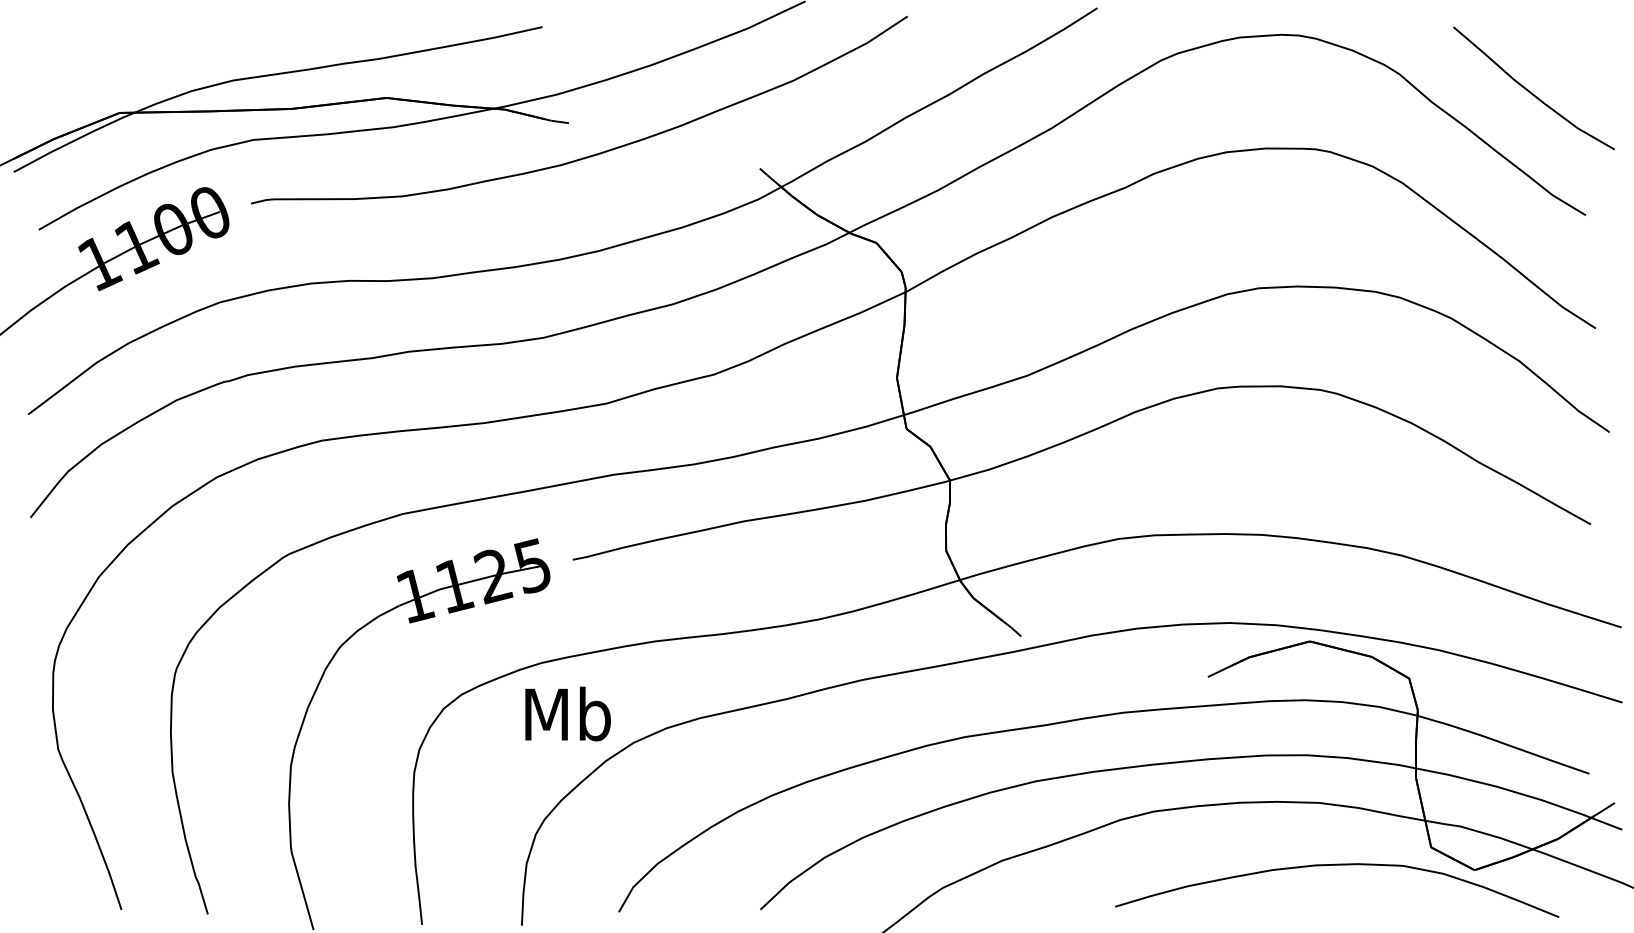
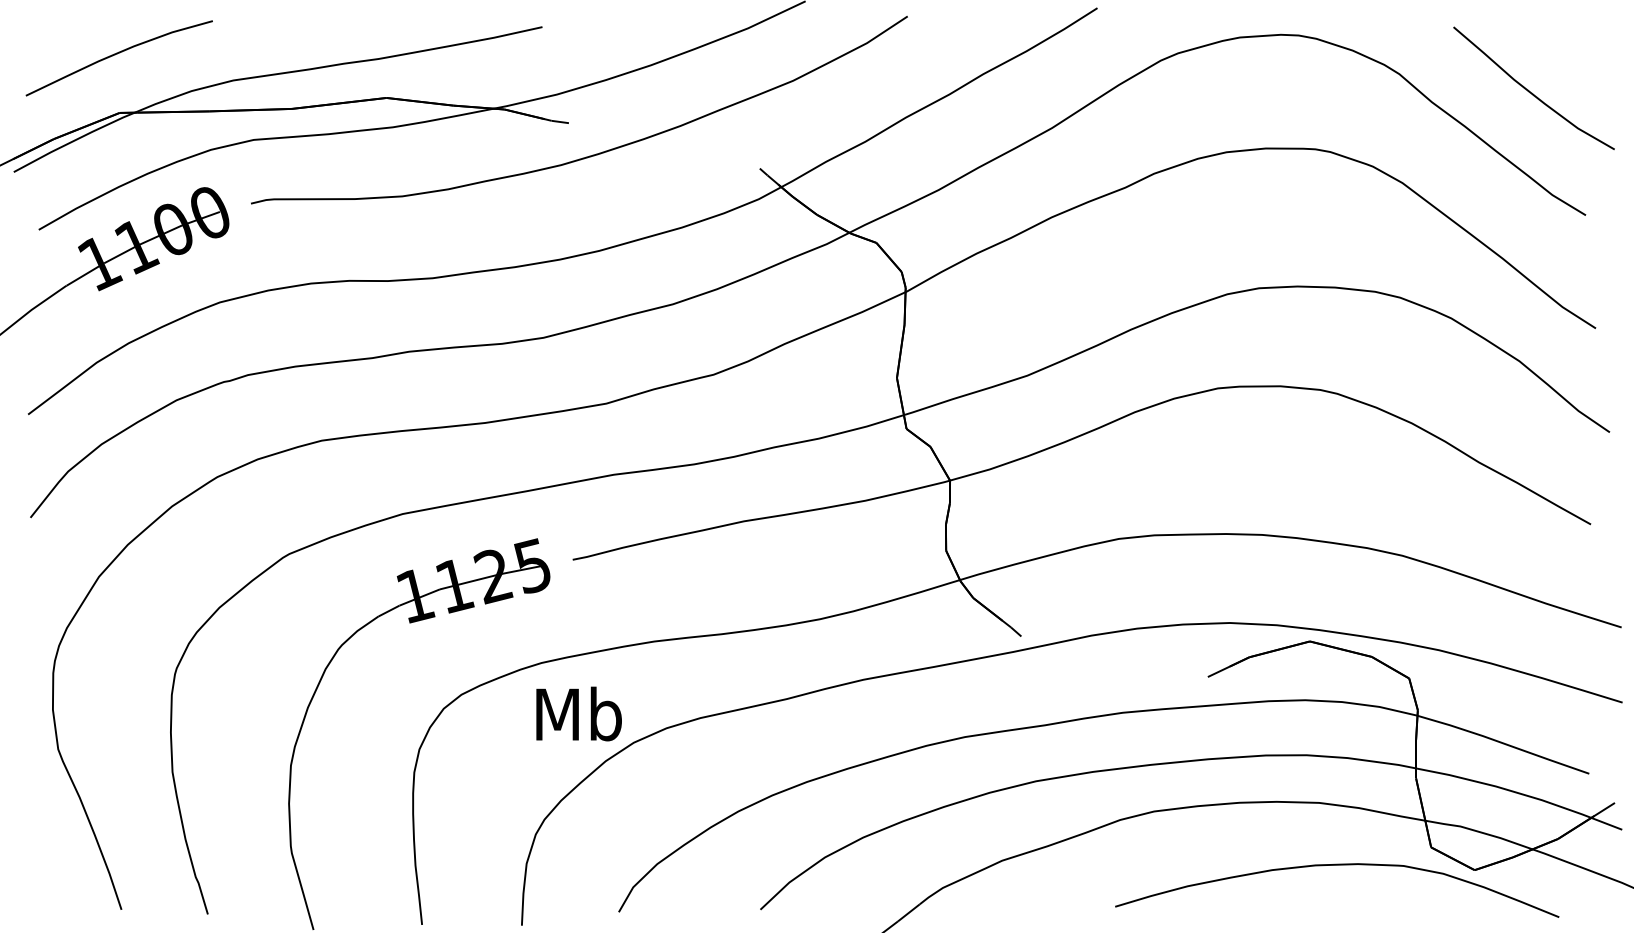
curve: none -> present (117, 54)
text position: (567, 713) -> (578, 713) (578, 713)
